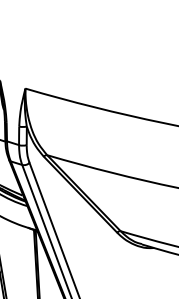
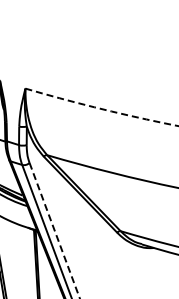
arc: solid -> dashed (102, 109)
line: solid -> dashed (54, 231)
